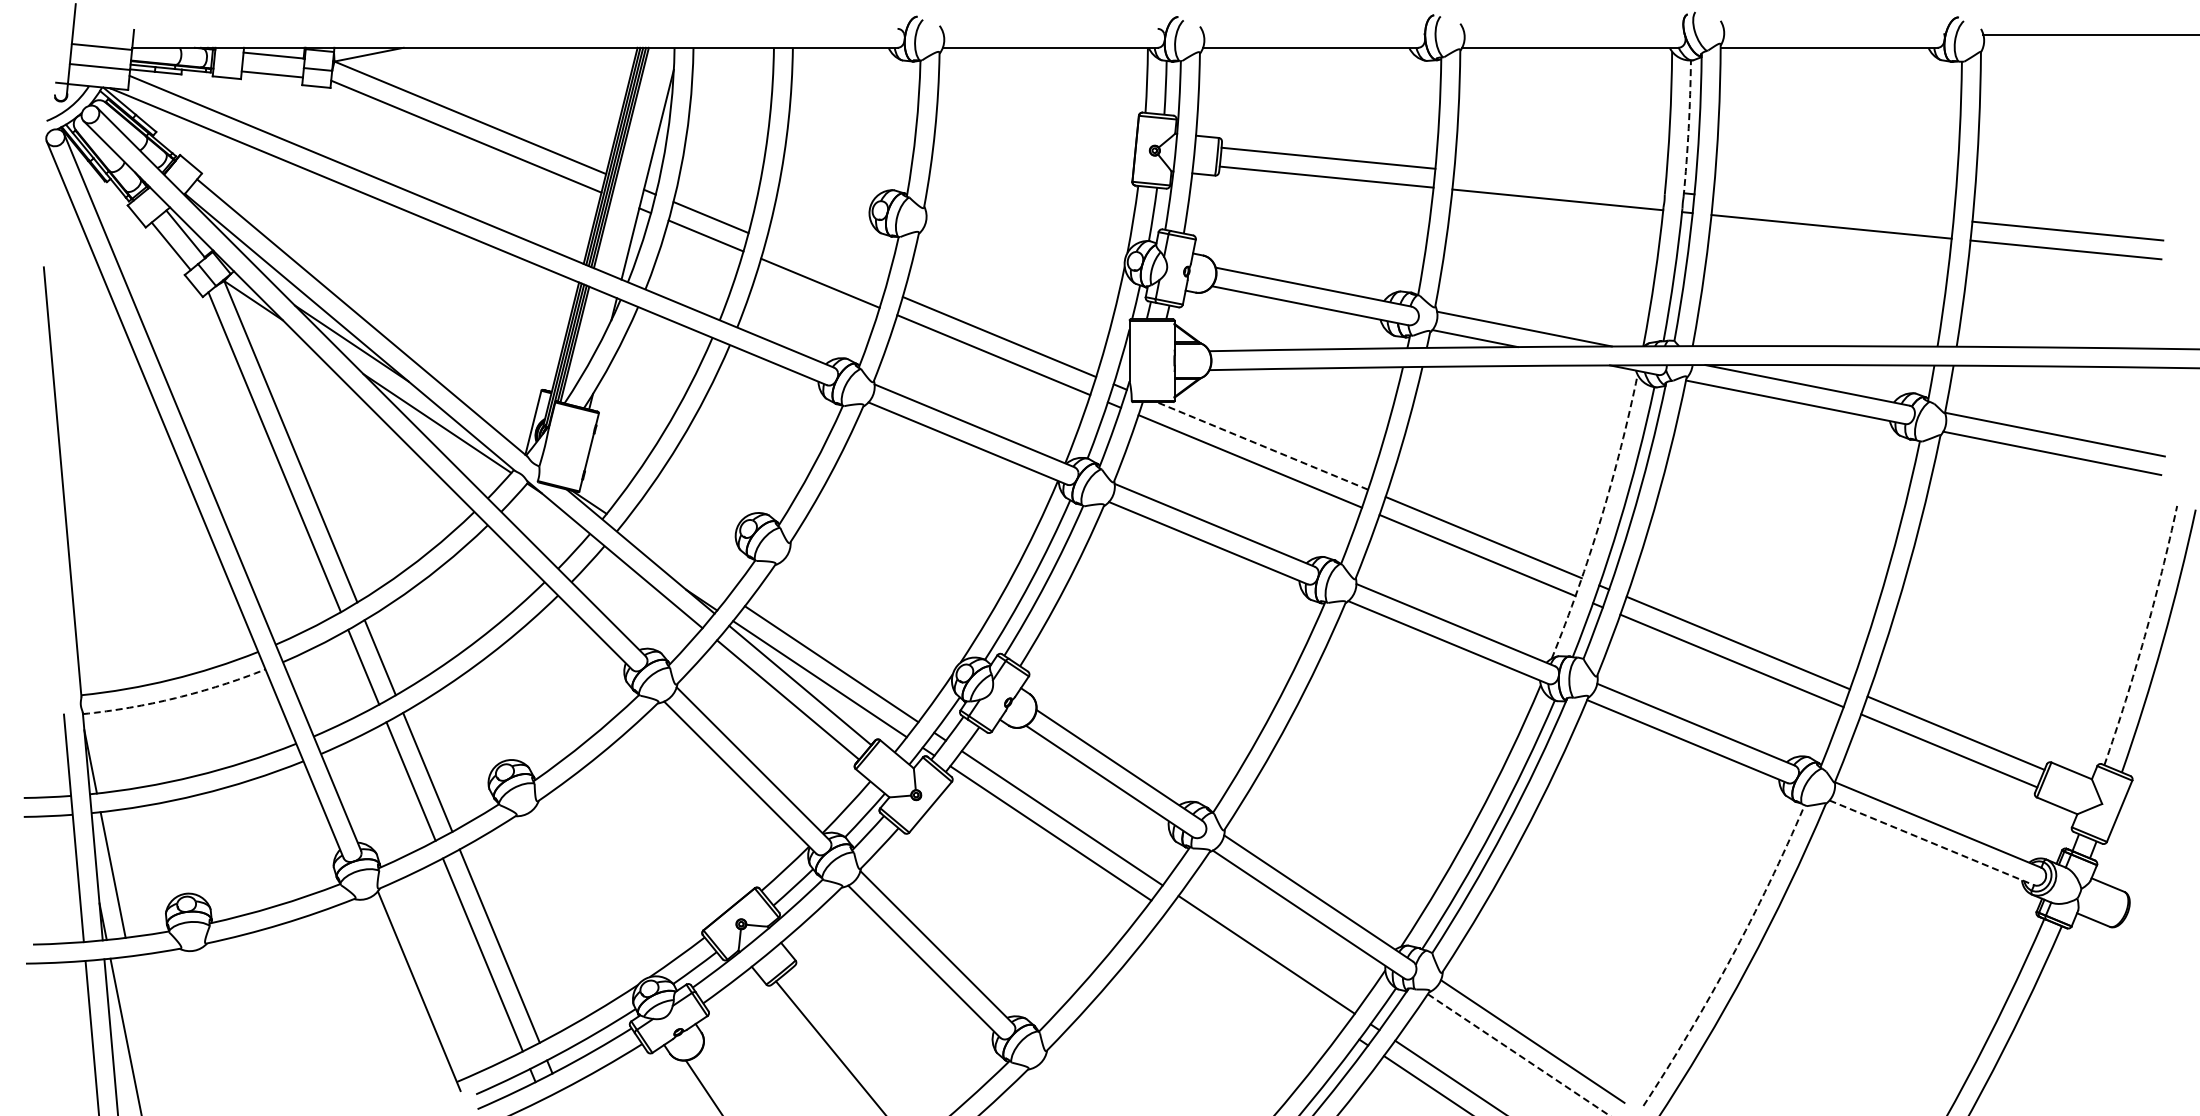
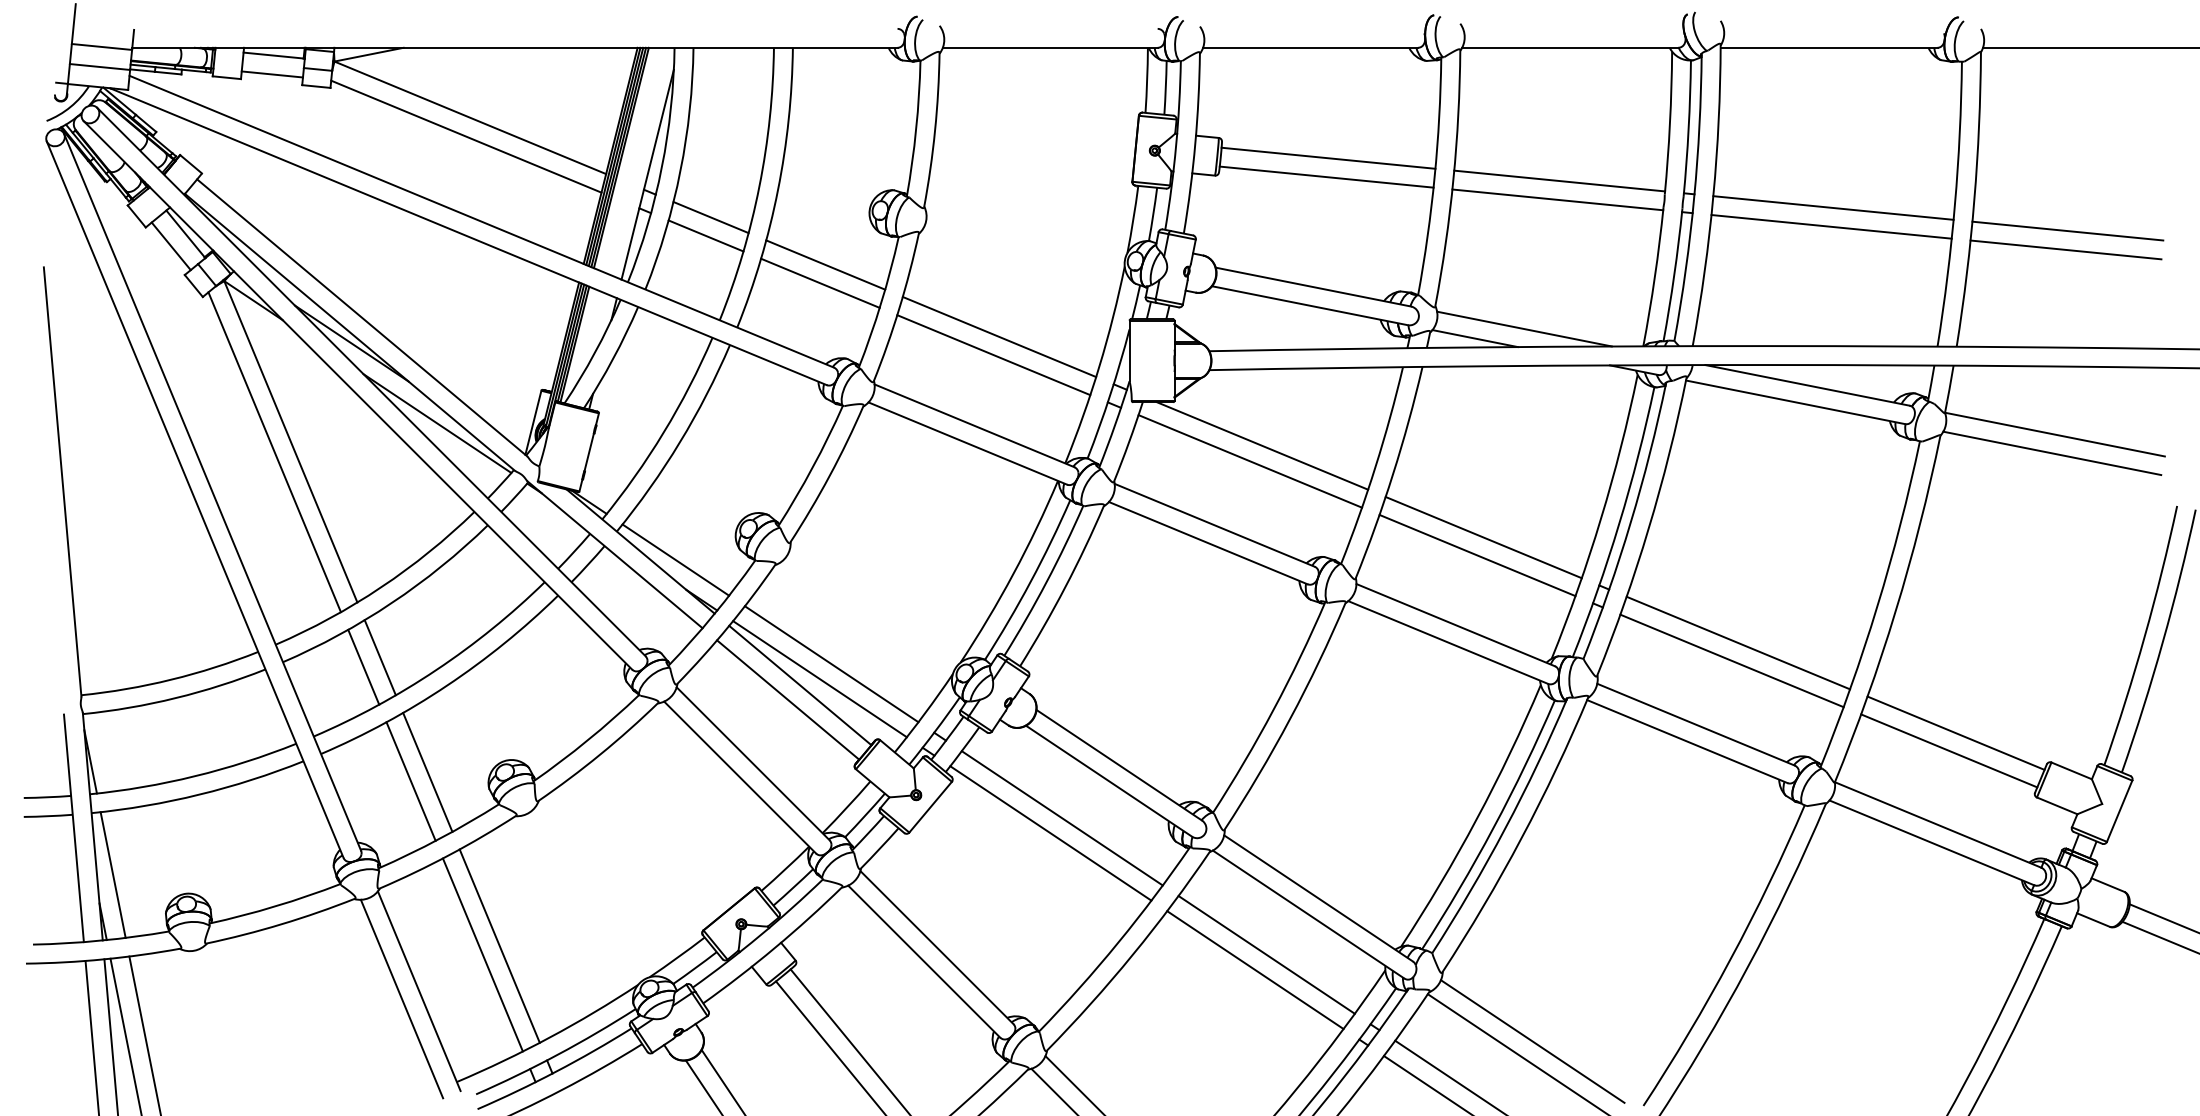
line position: (2089, 34) -> (2089, 47) (2089, 47)
arc: dashed -> solid (1688, 128)
line: none -> present (1559, 180)
line: none -> present (1833, 207)
line: none -> present (825, 264)
line: dashed -> solid (1262, 445)
arc: dashed -> solid (1601, 518)
line: none -> present (675, 559)
arc: dashed -> solid (2144, 636)
arc: dashed -> solid (175, 698)
line: dashed -> solid (1931, 842)
line: none -> present (2162, 917)
line: none -> present (2159, 936)
arc: dashed -> solid (1730, 959)
line: none -> present (1255, 970)
line: none -> present (401, 998)
line: none -> present (144, 1034)
line: none -> present (849, 1040)
line: dashed -> solid (1519, 1055)
line: none -> present (722, 1081)
line: none -> present (1073, 1084)
line: none -> present (1053, 1090)
